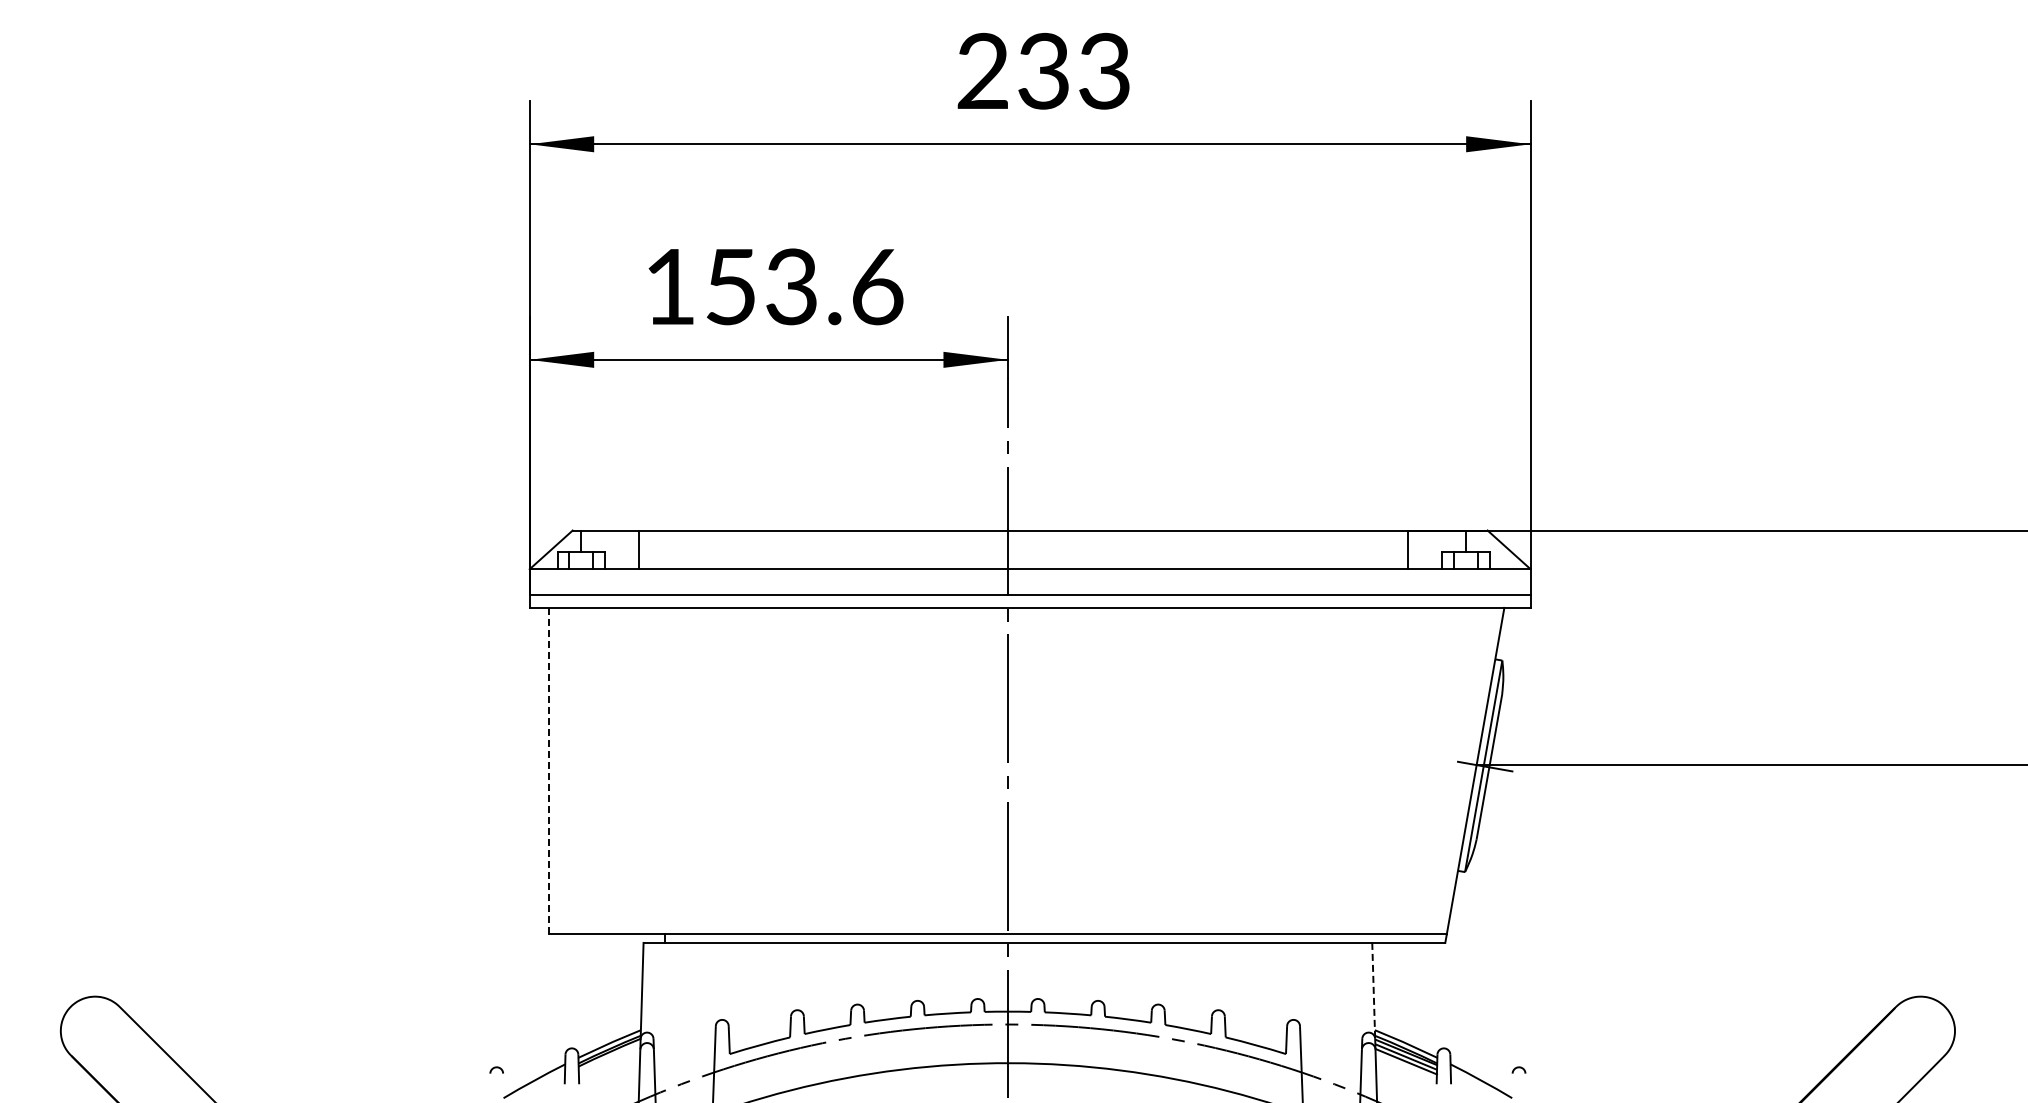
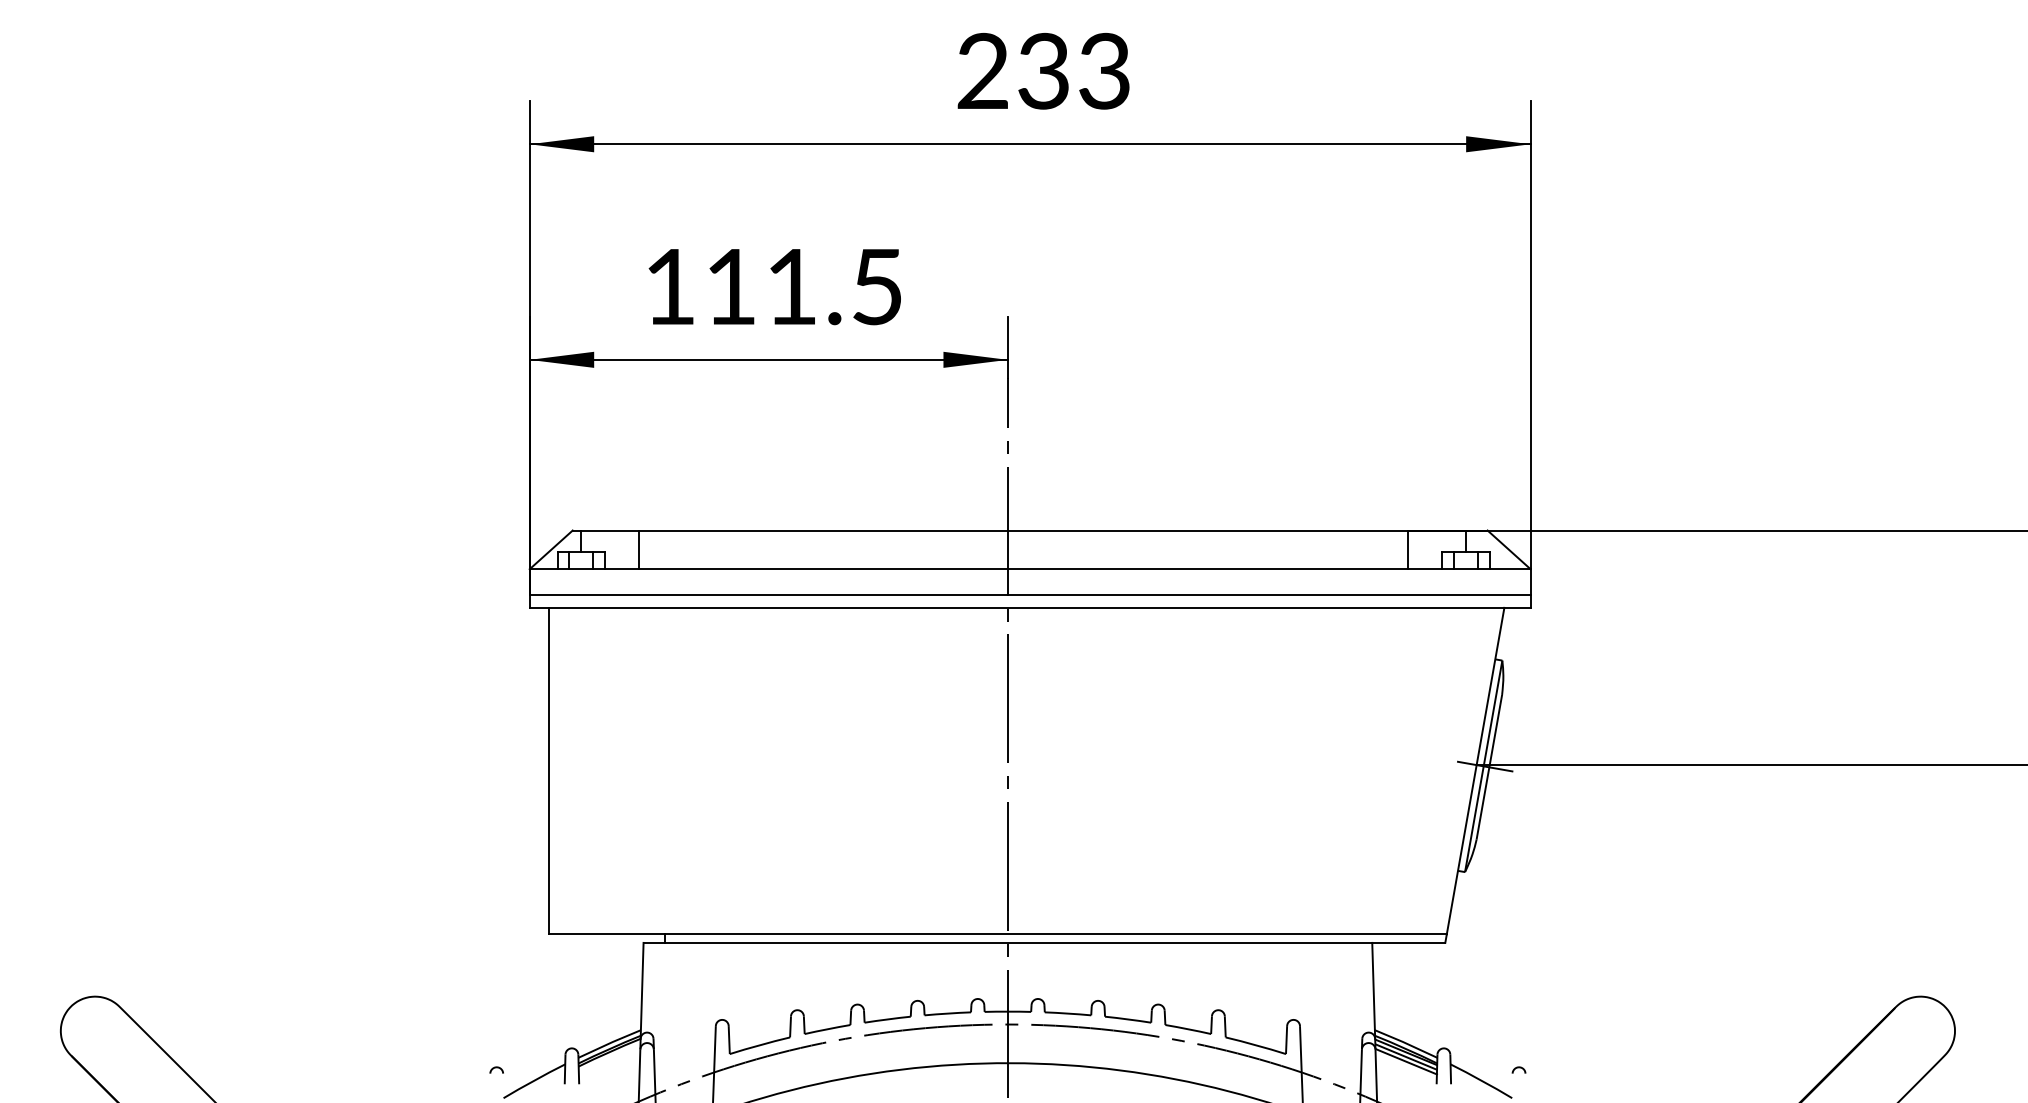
text: 153.6 -> 111.5 (804, 286)
line: dashed -> solid (549, 771)
line: dashed -> solid (1373, 990)
